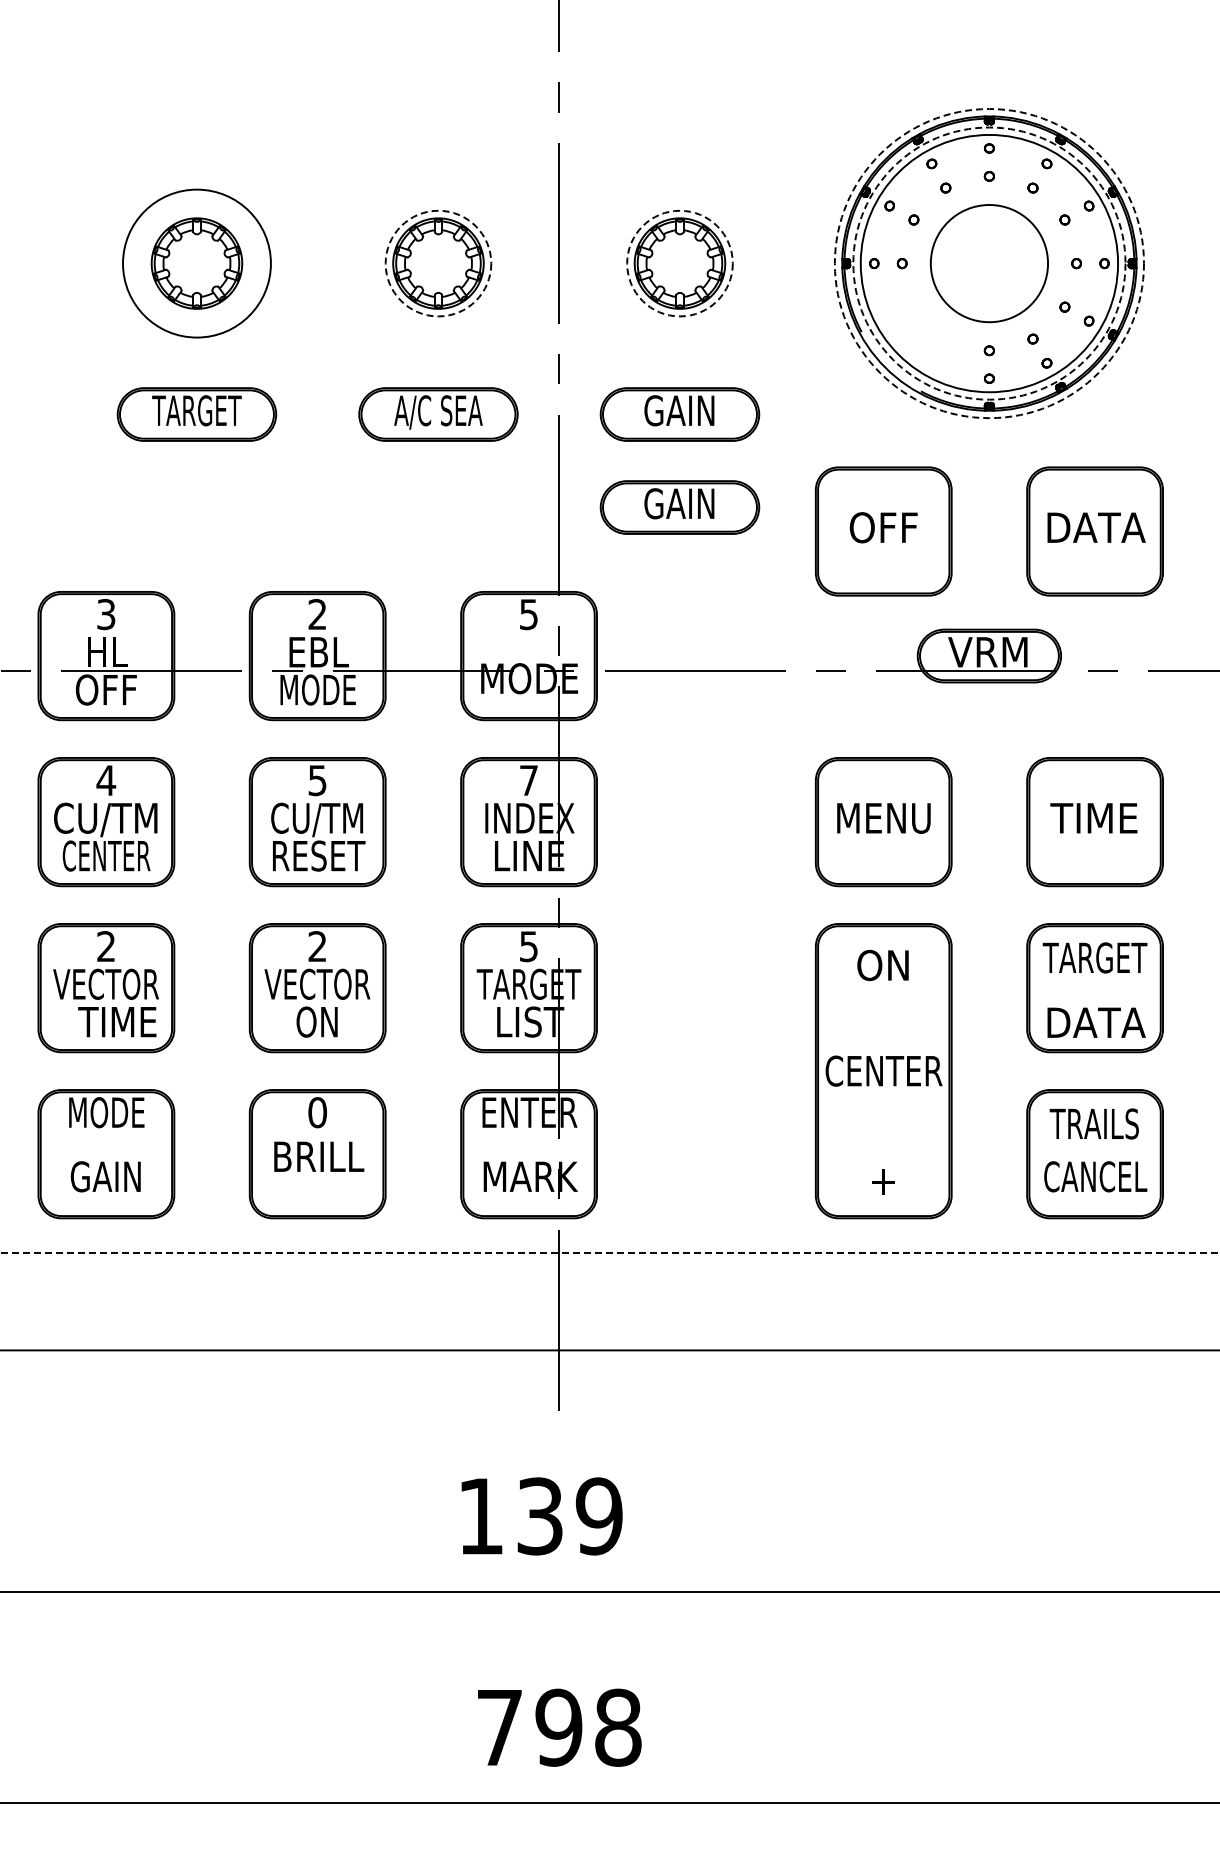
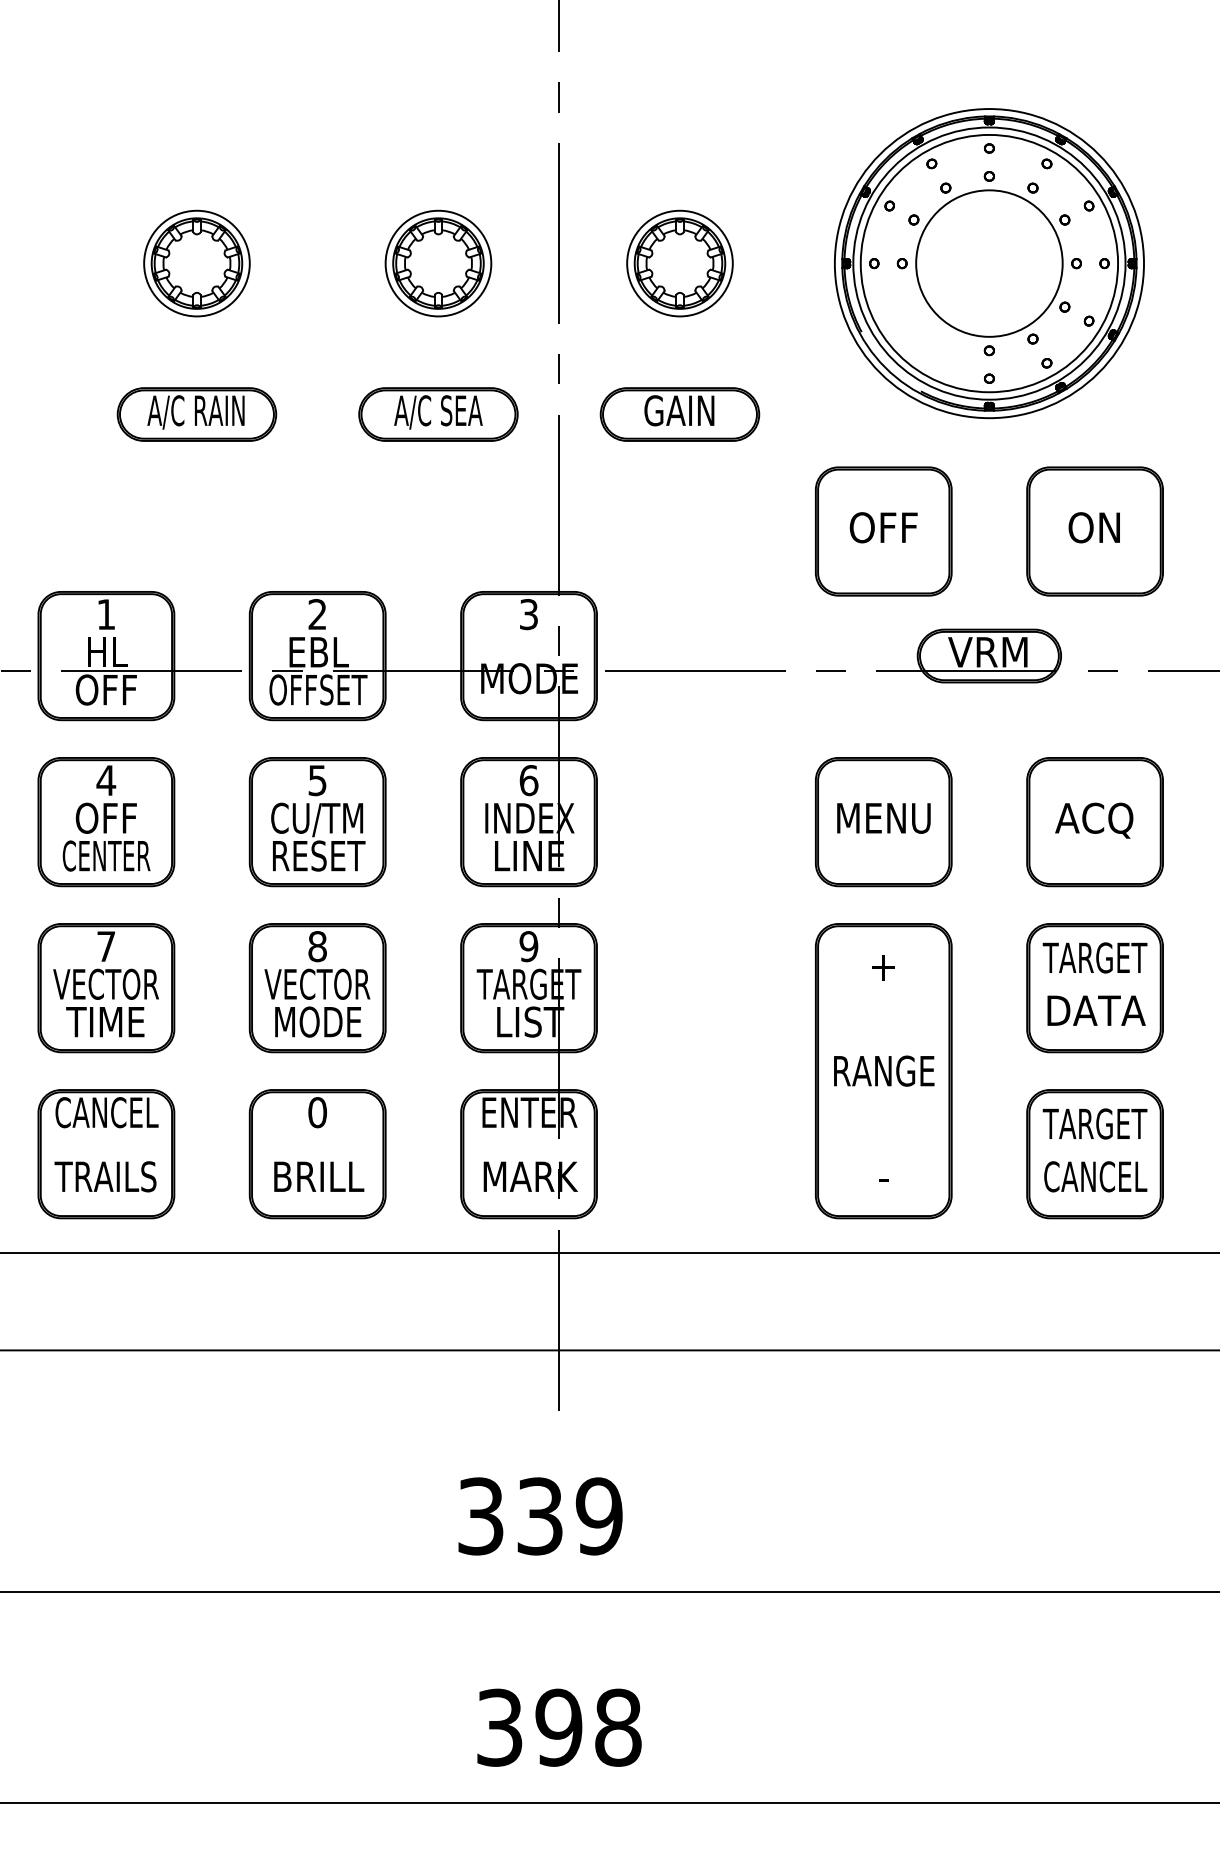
circle diameter: 148 px -> 106 px (196, 263)
circle: dashed -> solid (438, 263)
circle: dashed -> solid (679, 263)
circle diameter: 117 px -> 147 px (989, 263)
circle: dashed -> solid (989, 263)
circle: dashed -> solid (989, 263)
text: TARGET -> A/C RAIN (195, 412)
part: present -> none (679, 507)
text: DATA -> ON (1096, 527)
text: 3 -> 1 (106, 614)
text: 5 -> 3 (528, 614)
text: MODE -> OFFSET (318, 689)
text: 7 -> 6 (528, 780)
text: CU/TM -> OFF (105, 819)
text: TIME -> ACQ (1093, 820)
text: 2 -> 7 (105, 946)
text: 2 -> 8 (317, 946)
text: 5 -> 9 (528, 946)
text: ON -> + (882, 965)
text: ON -> MODE (318, 1021)
text position: (117, 1022) -> (105, 1022) (105, 1022)
text position: (1096, 1022) -> (1096, 1010) (1096, 1010)
text: CENTER -> RANGE (883, 1070)
text: MODE -> CANCEL (106, 1112)
text: TRAILS -> TARGET (1094, 1123)
text position: (319, 1156) -> (319, 1176) (319, 1176)
text: GAIN -> TRAILS (105, 1176)
text: + -> - (883, 1181)
line: dashed -> solid (610, 1252)
text: 139 -> 339 (480, 1516)
text: 798 -> 398 (499, 1727)
